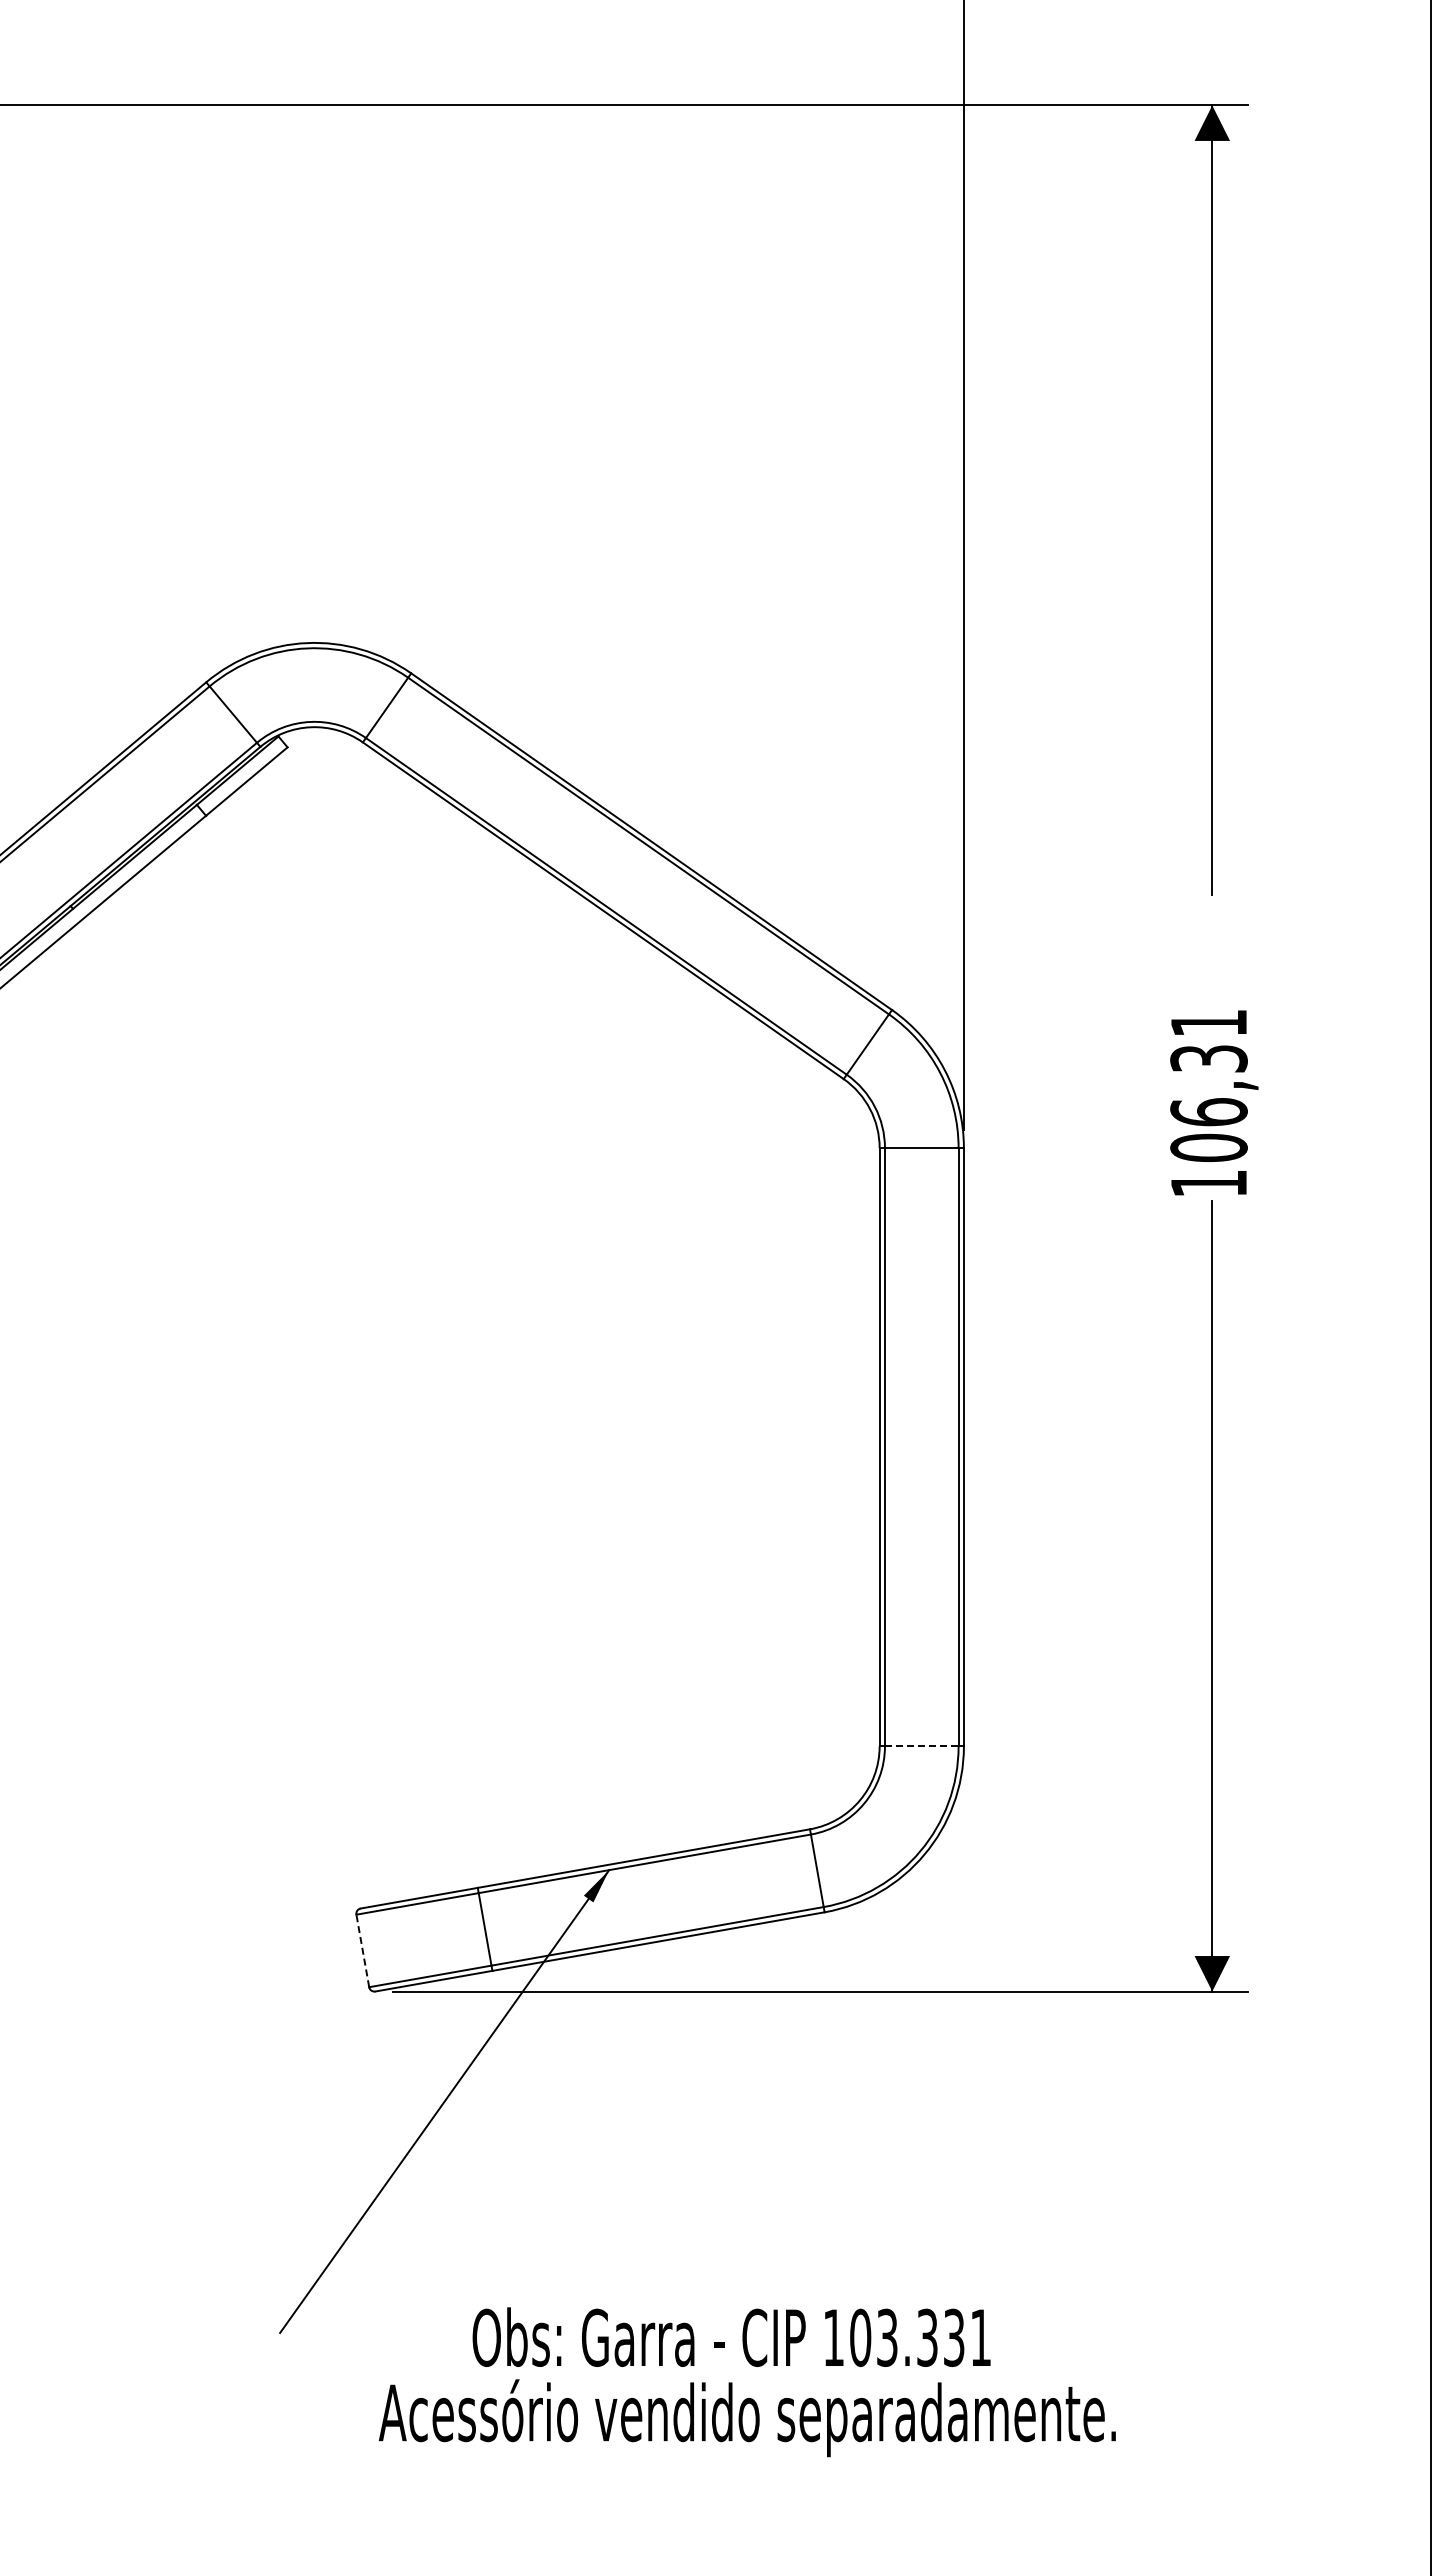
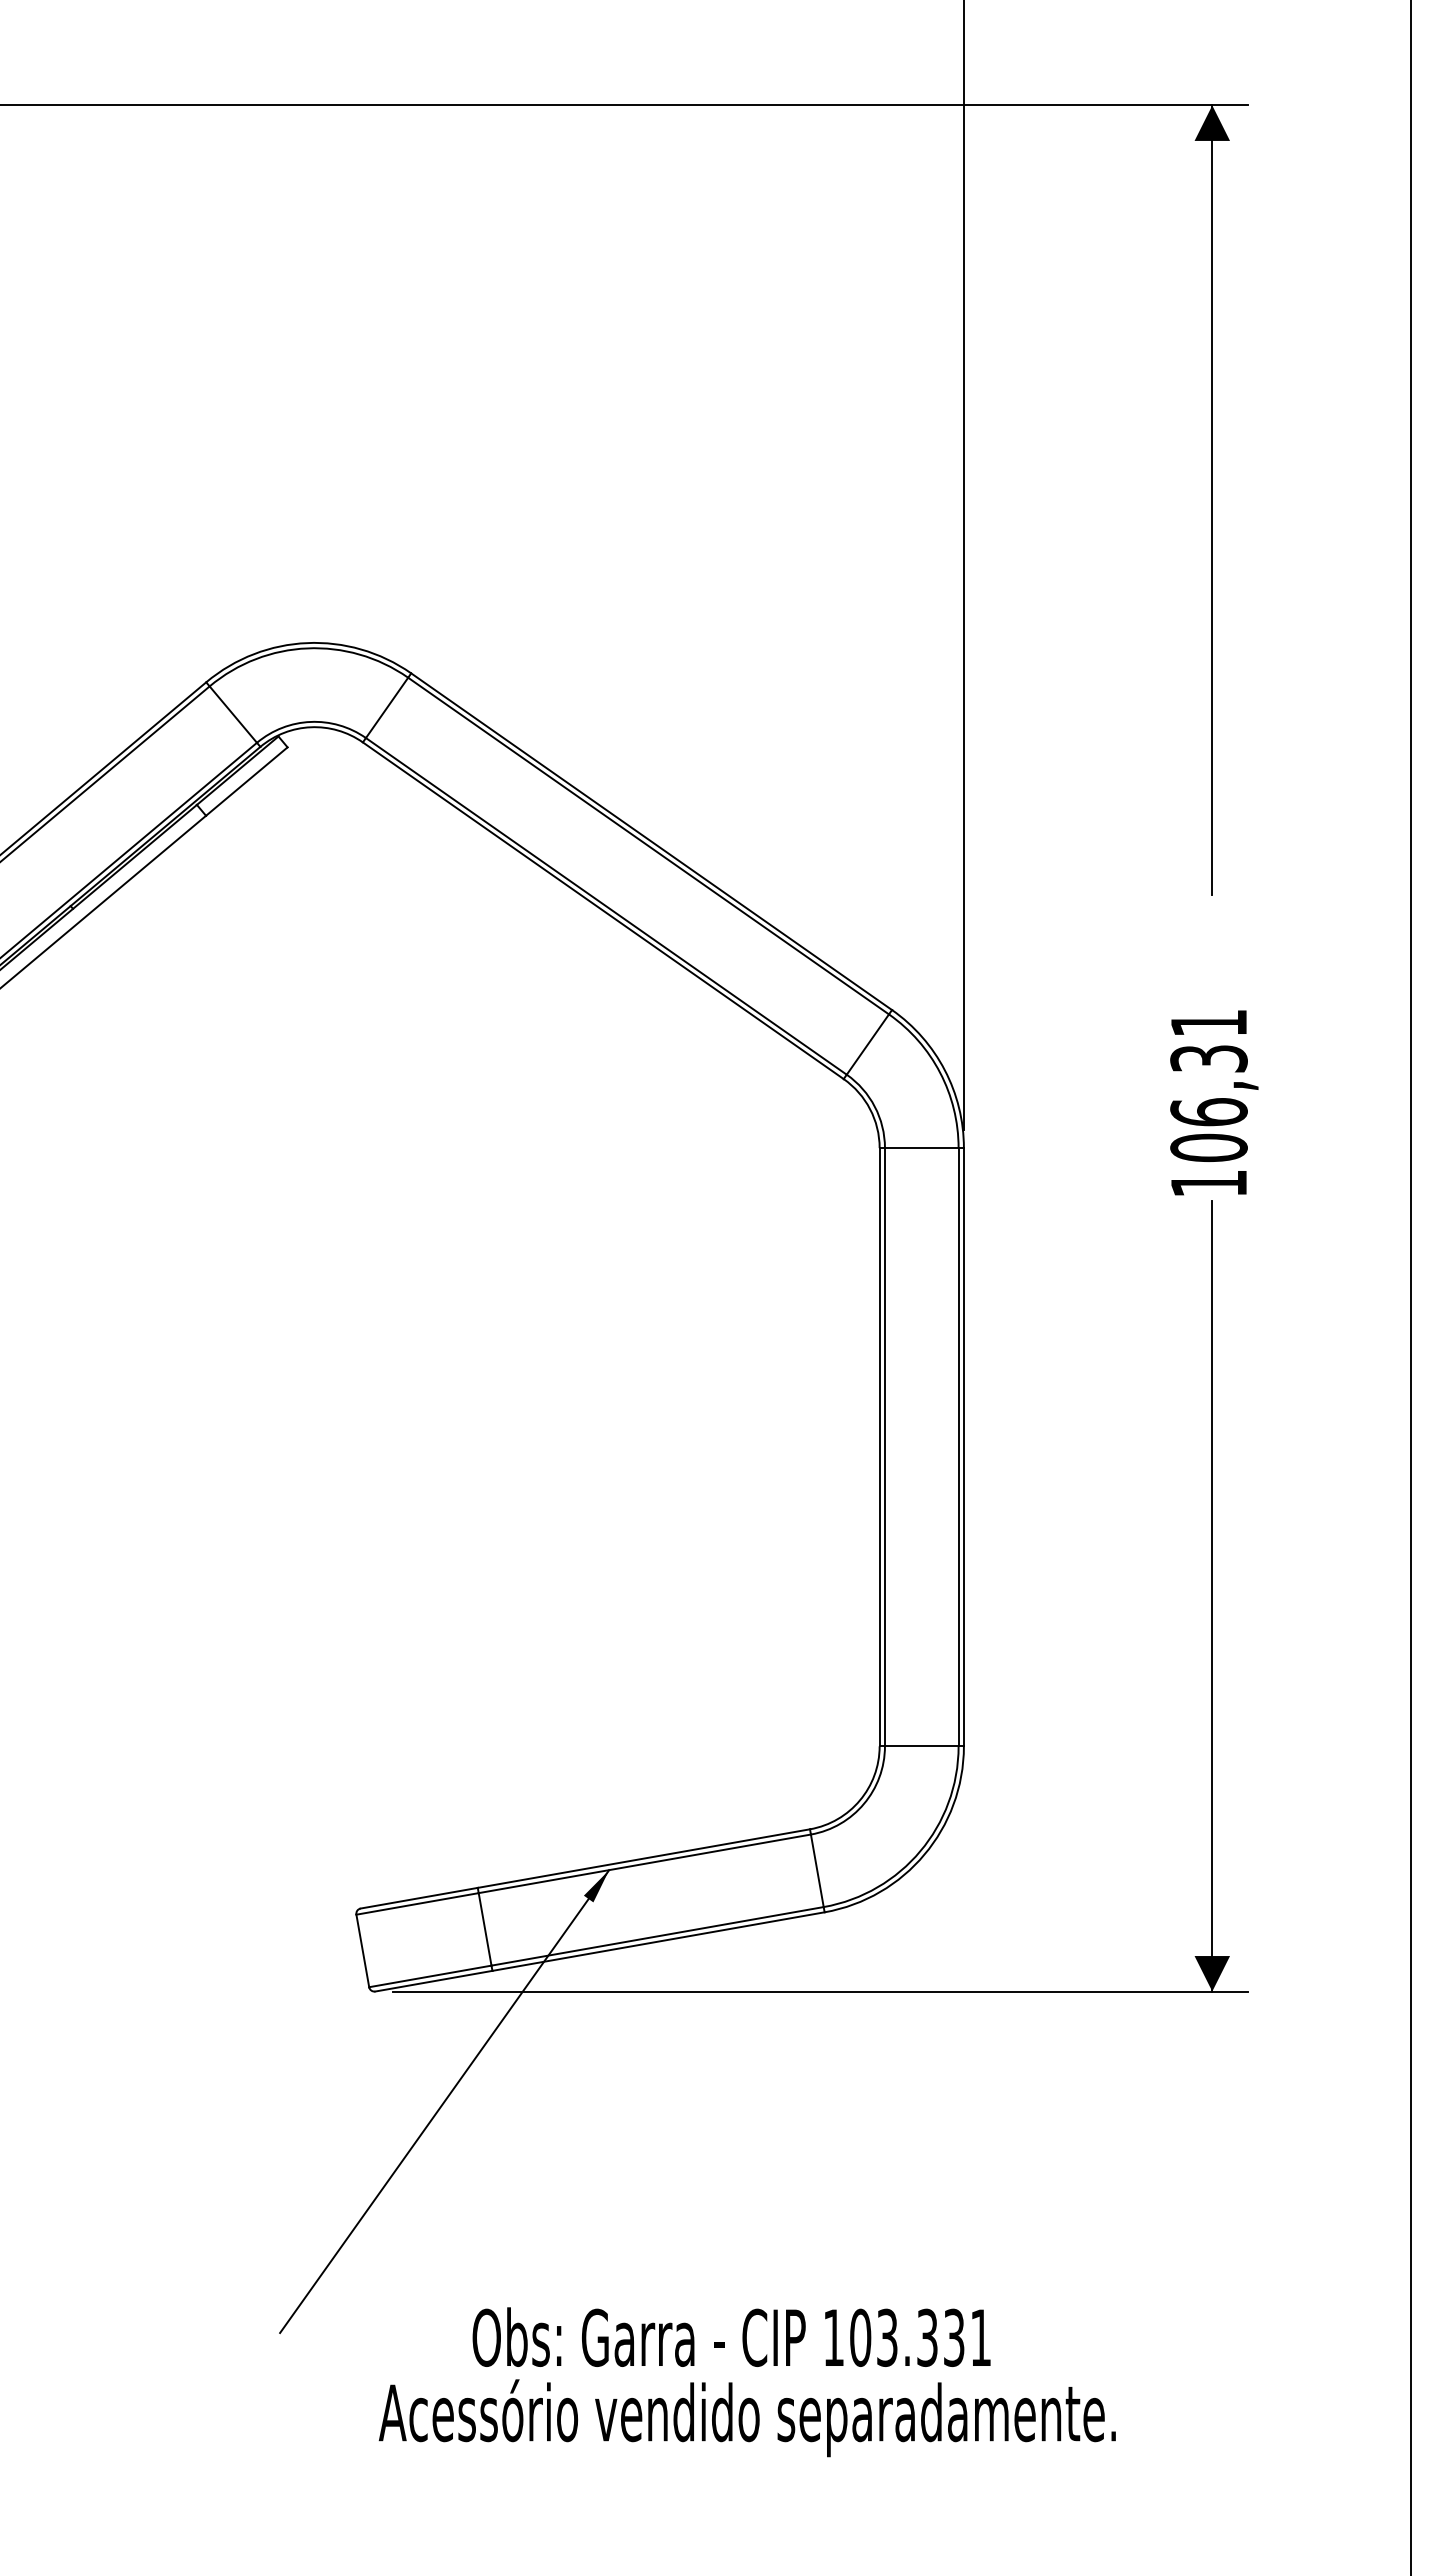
line position: (1431, 1287) -> (1411, 1287) (1411, 1287)
line: dashed -> solid (921, 1746)
line: dashed -> solid (362, 1950)
